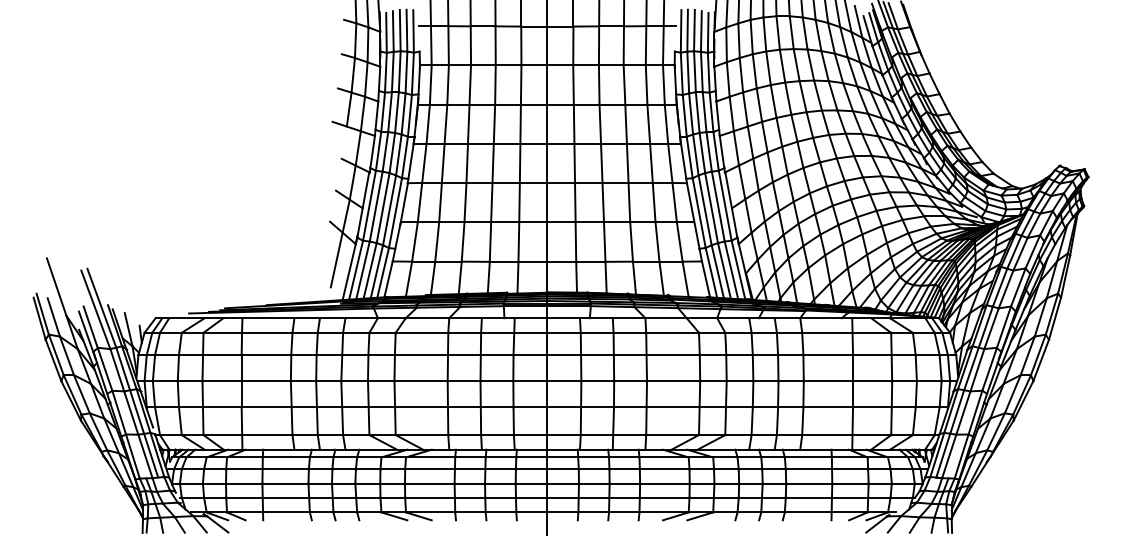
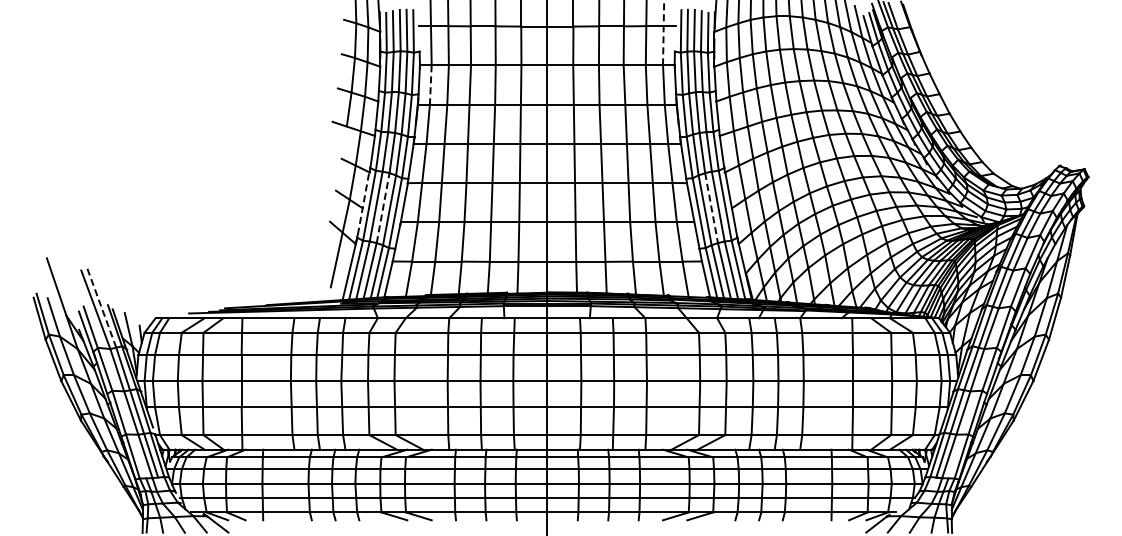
line: solid -> dashed (663, 32)
line: solid -> dashed (430, 85)
line: solid -> dashed (363, 205)
line: solid -> dashed (383, 208)
line: solid -> dashed (711, 208)
line: solid -> dashed (101, 307)
